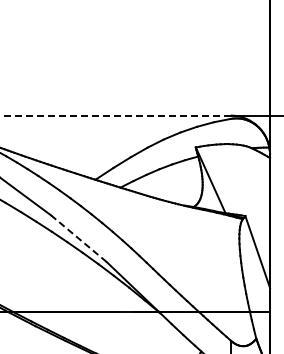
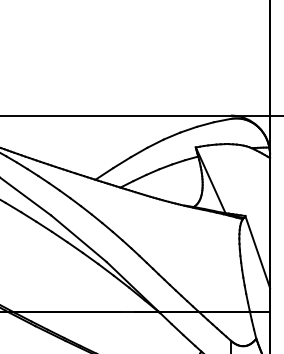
line: dashed -> solid (114, 115)
line: dashed -> solid (78, 238)
